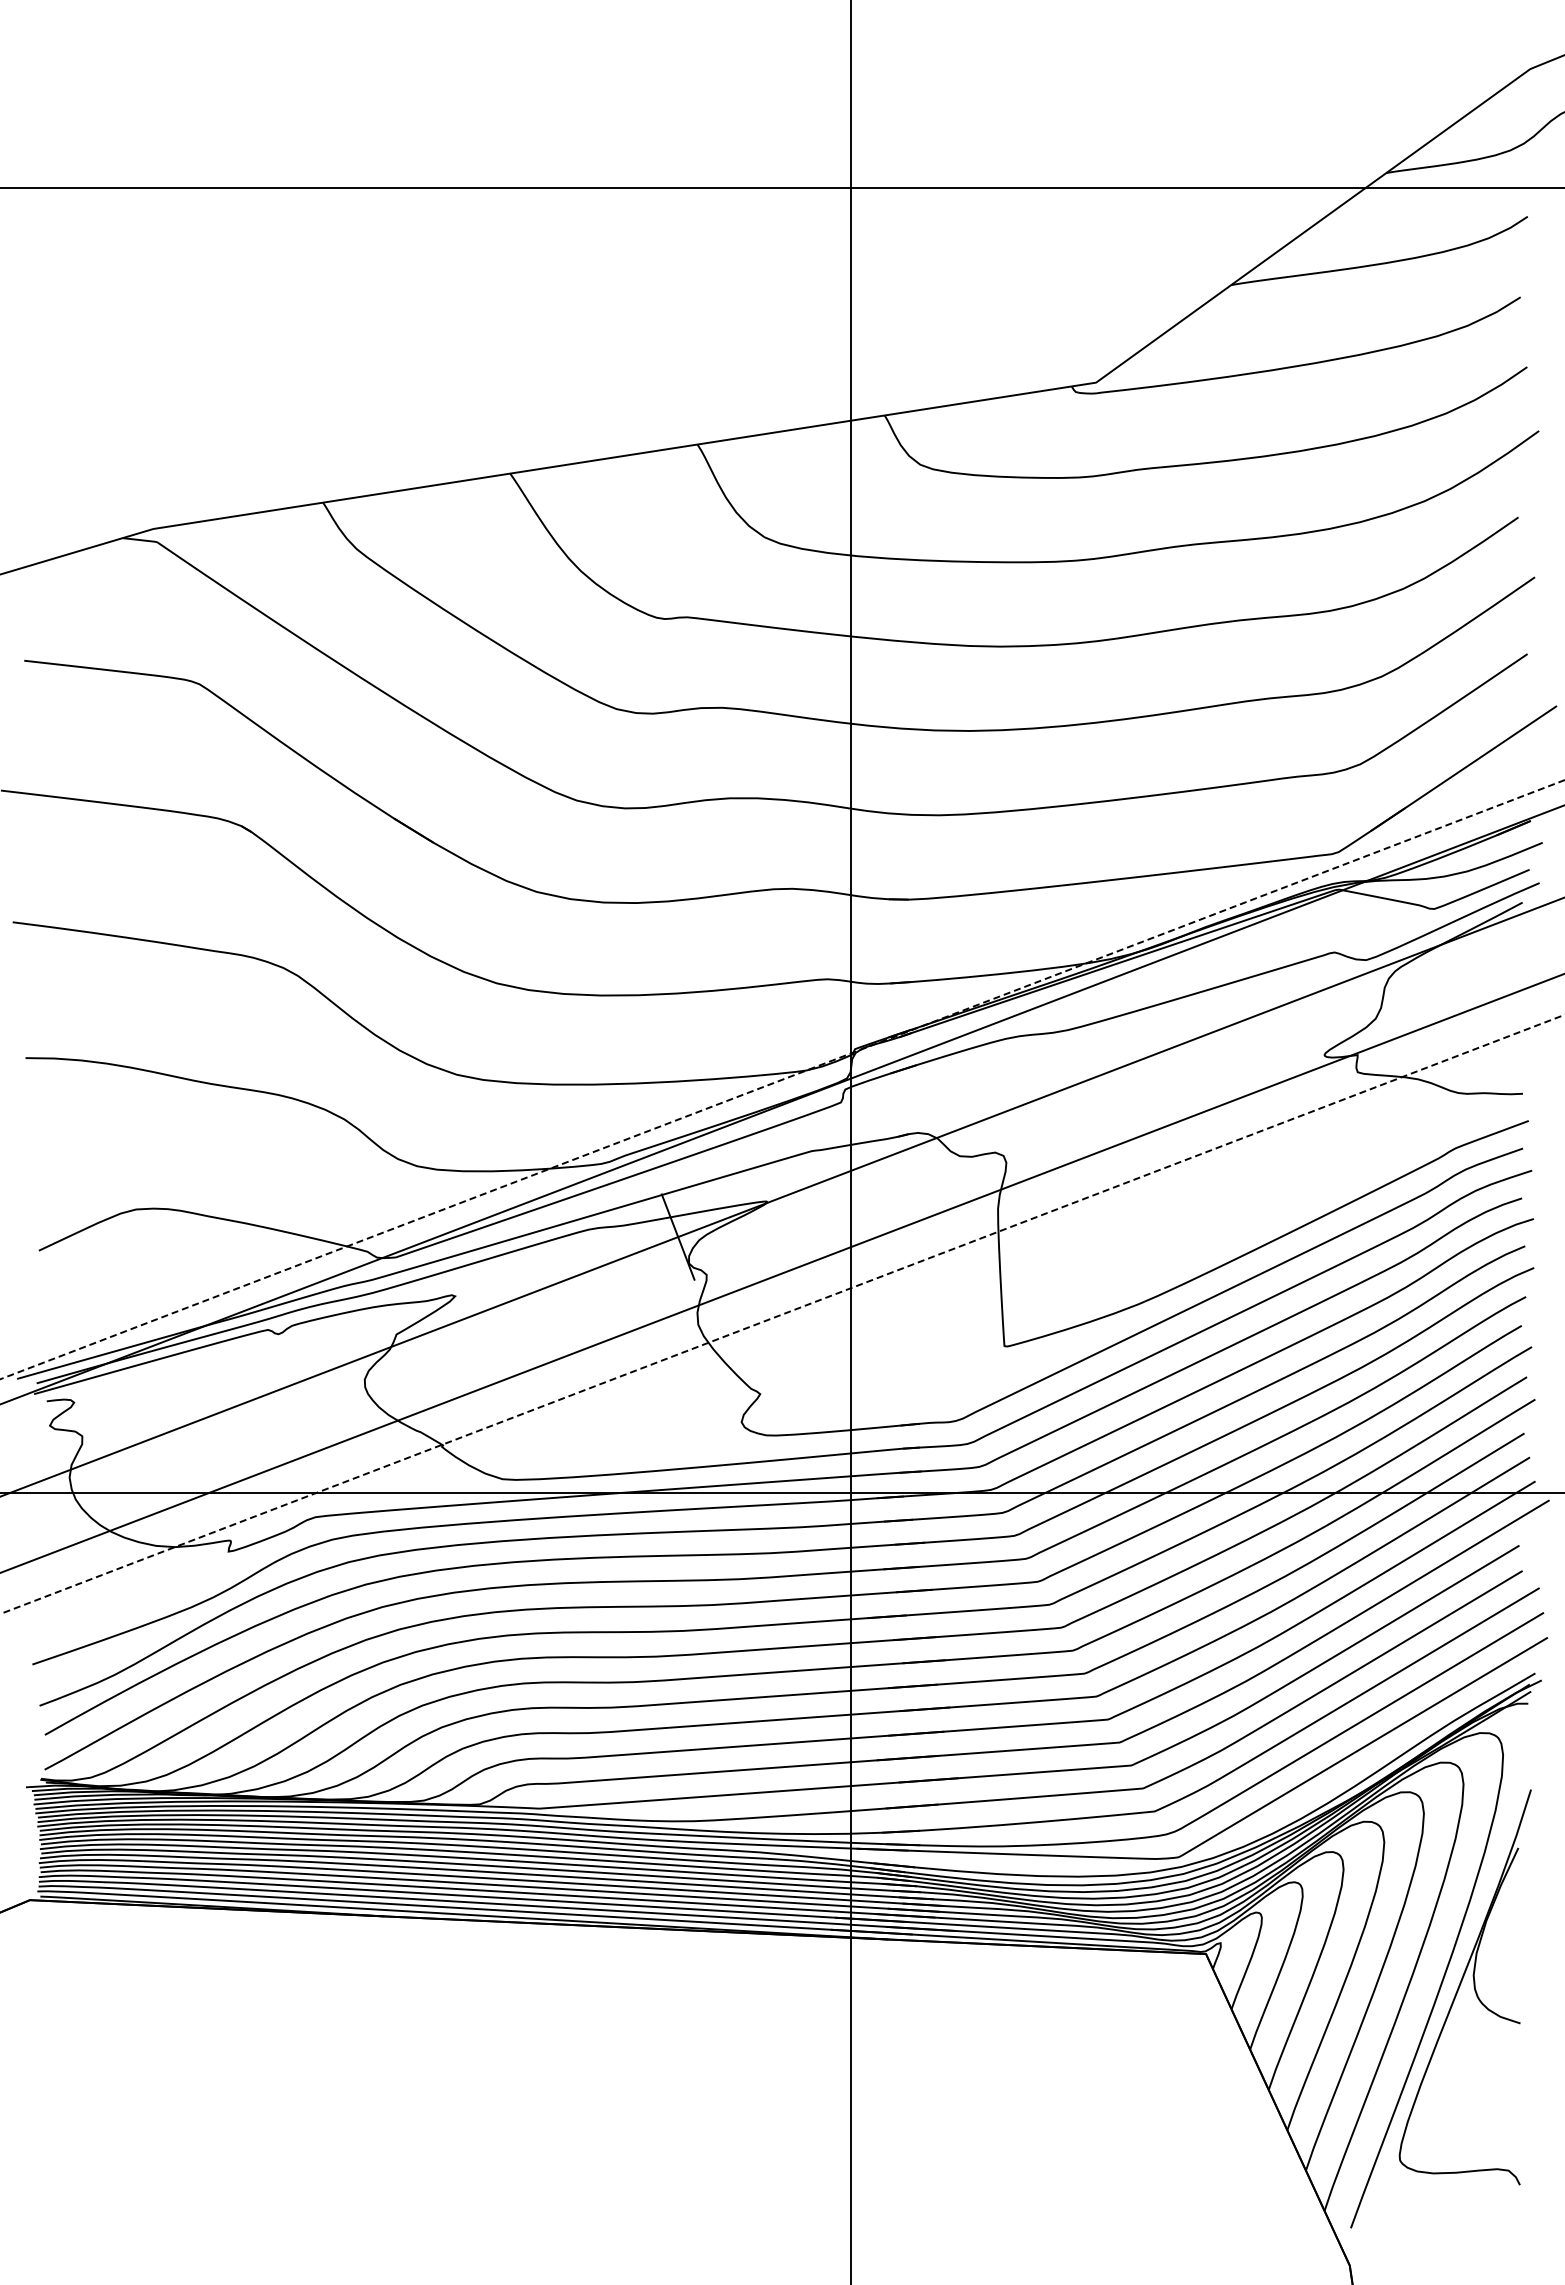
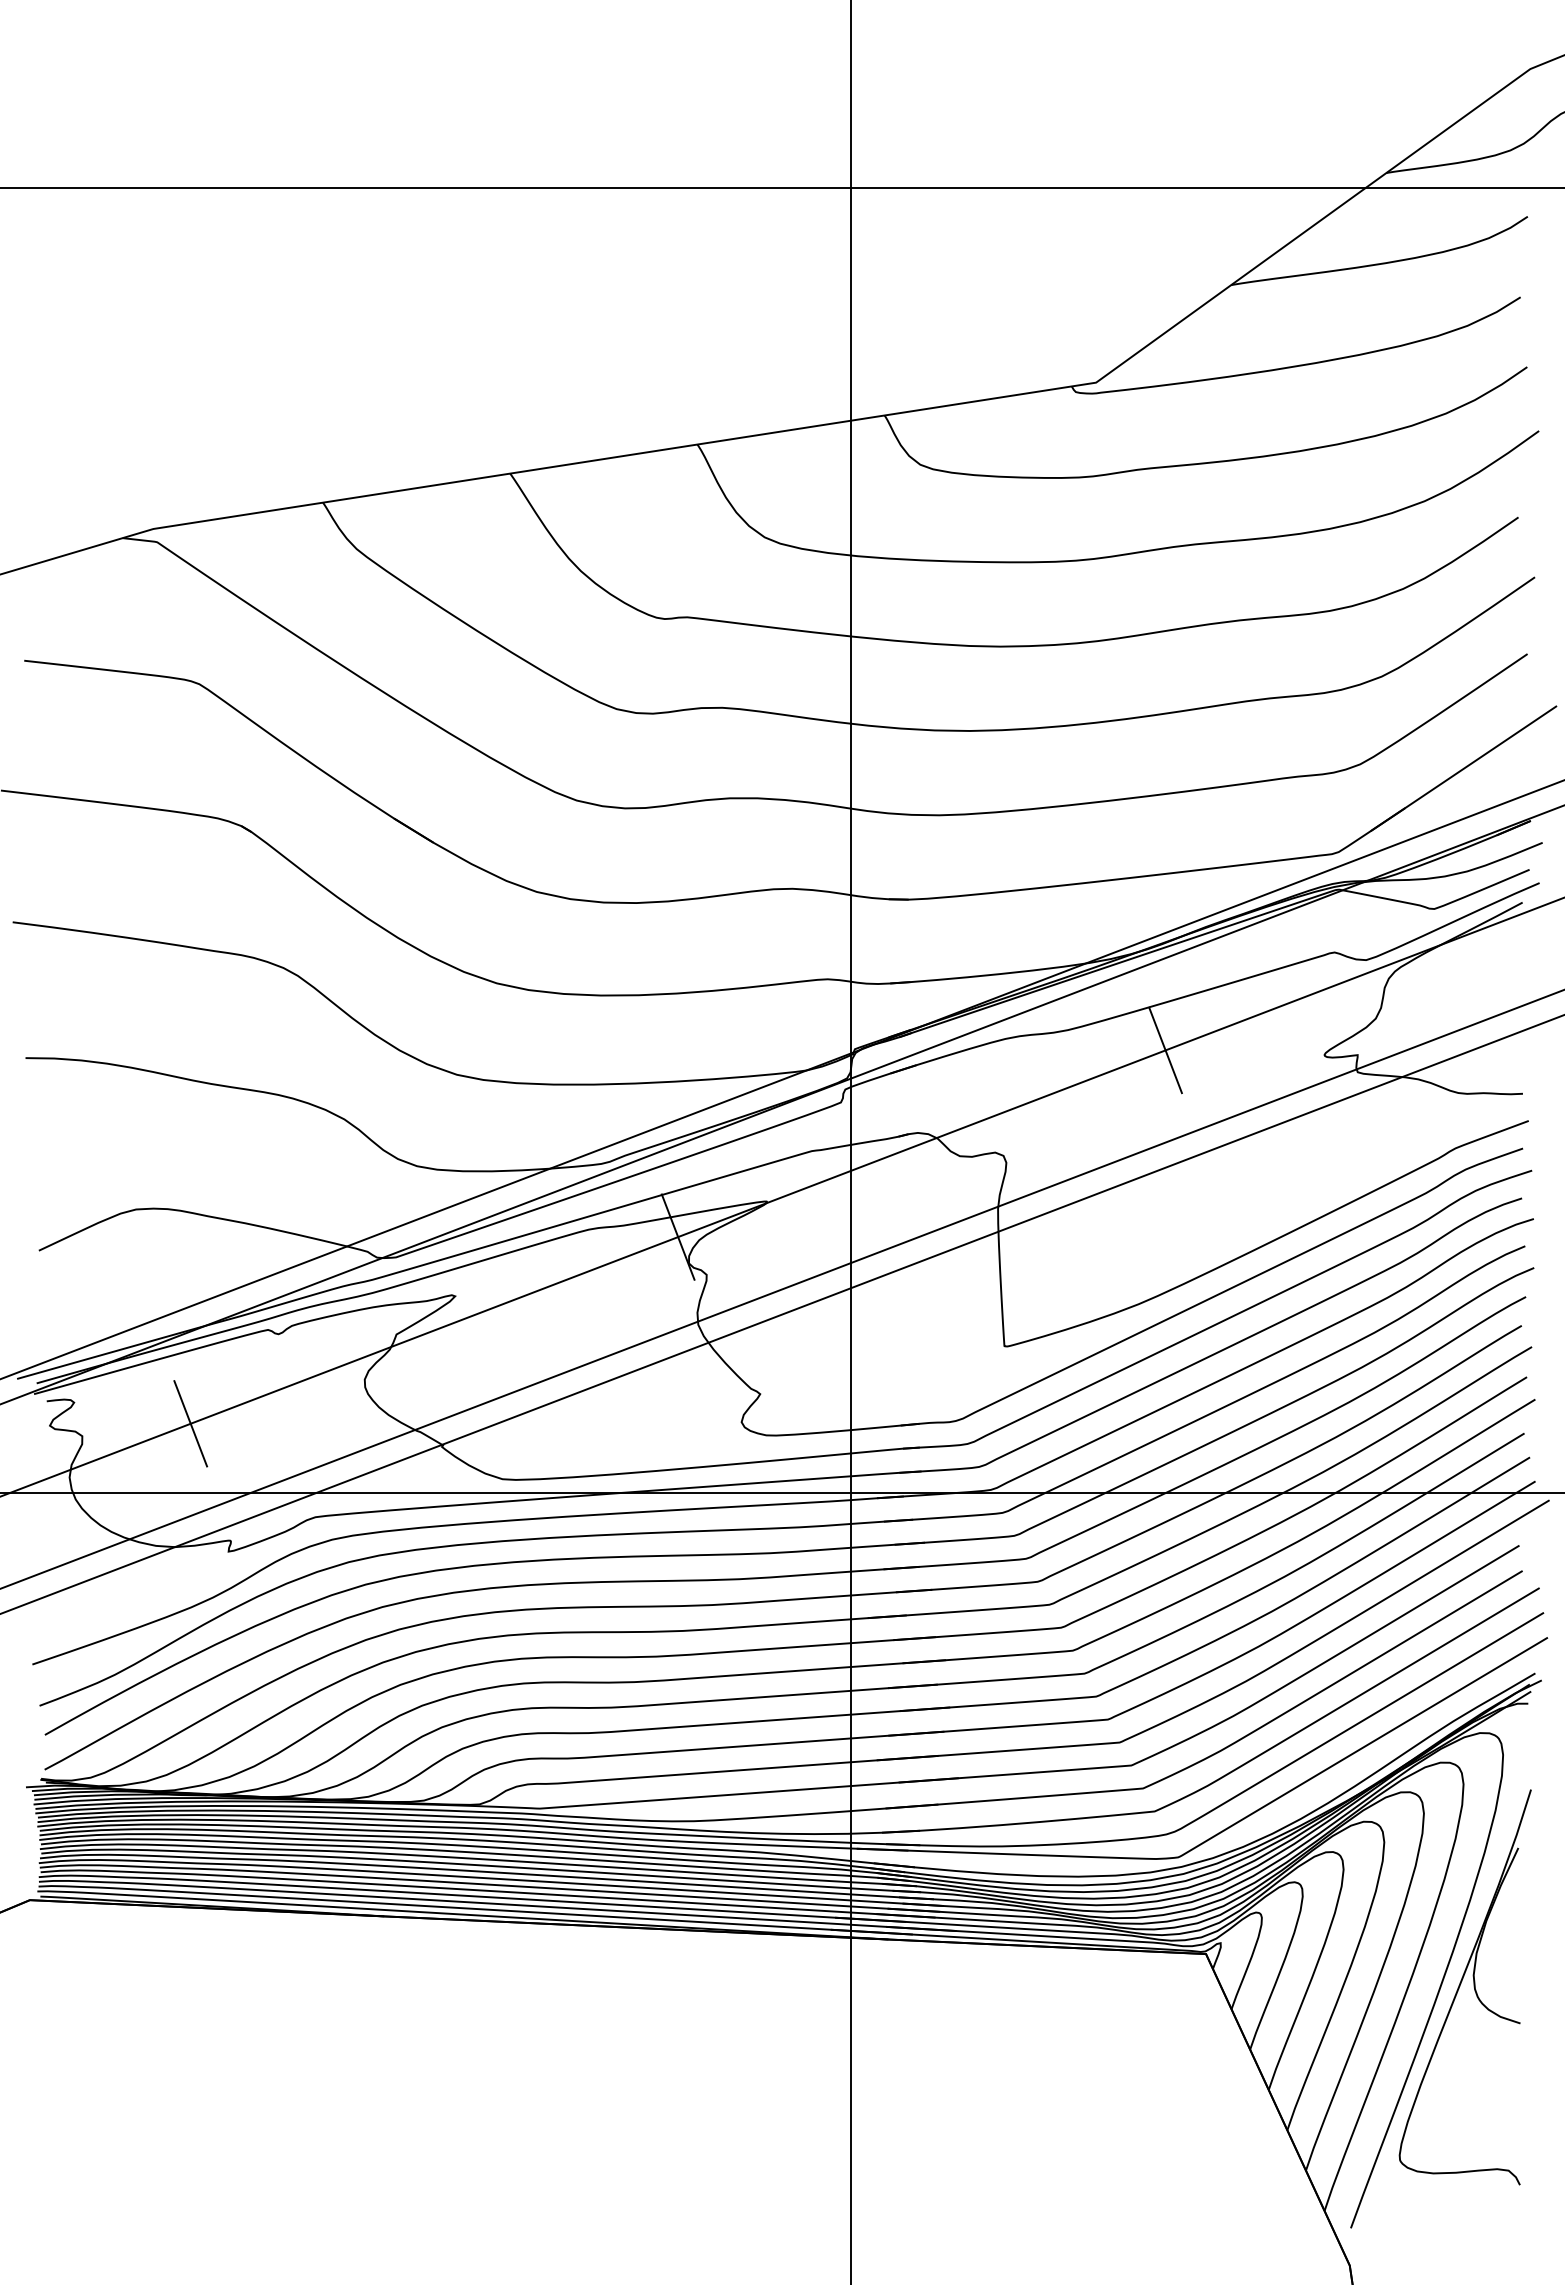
line: none -> present (1165, 1050)
line: dashed -> solid (781, 1080)
line position: (781, 1272) -> (781, 1289) (781, 1289)
line: dashed -> solid (781, 1314)
line: none -> present (190, 1423)
